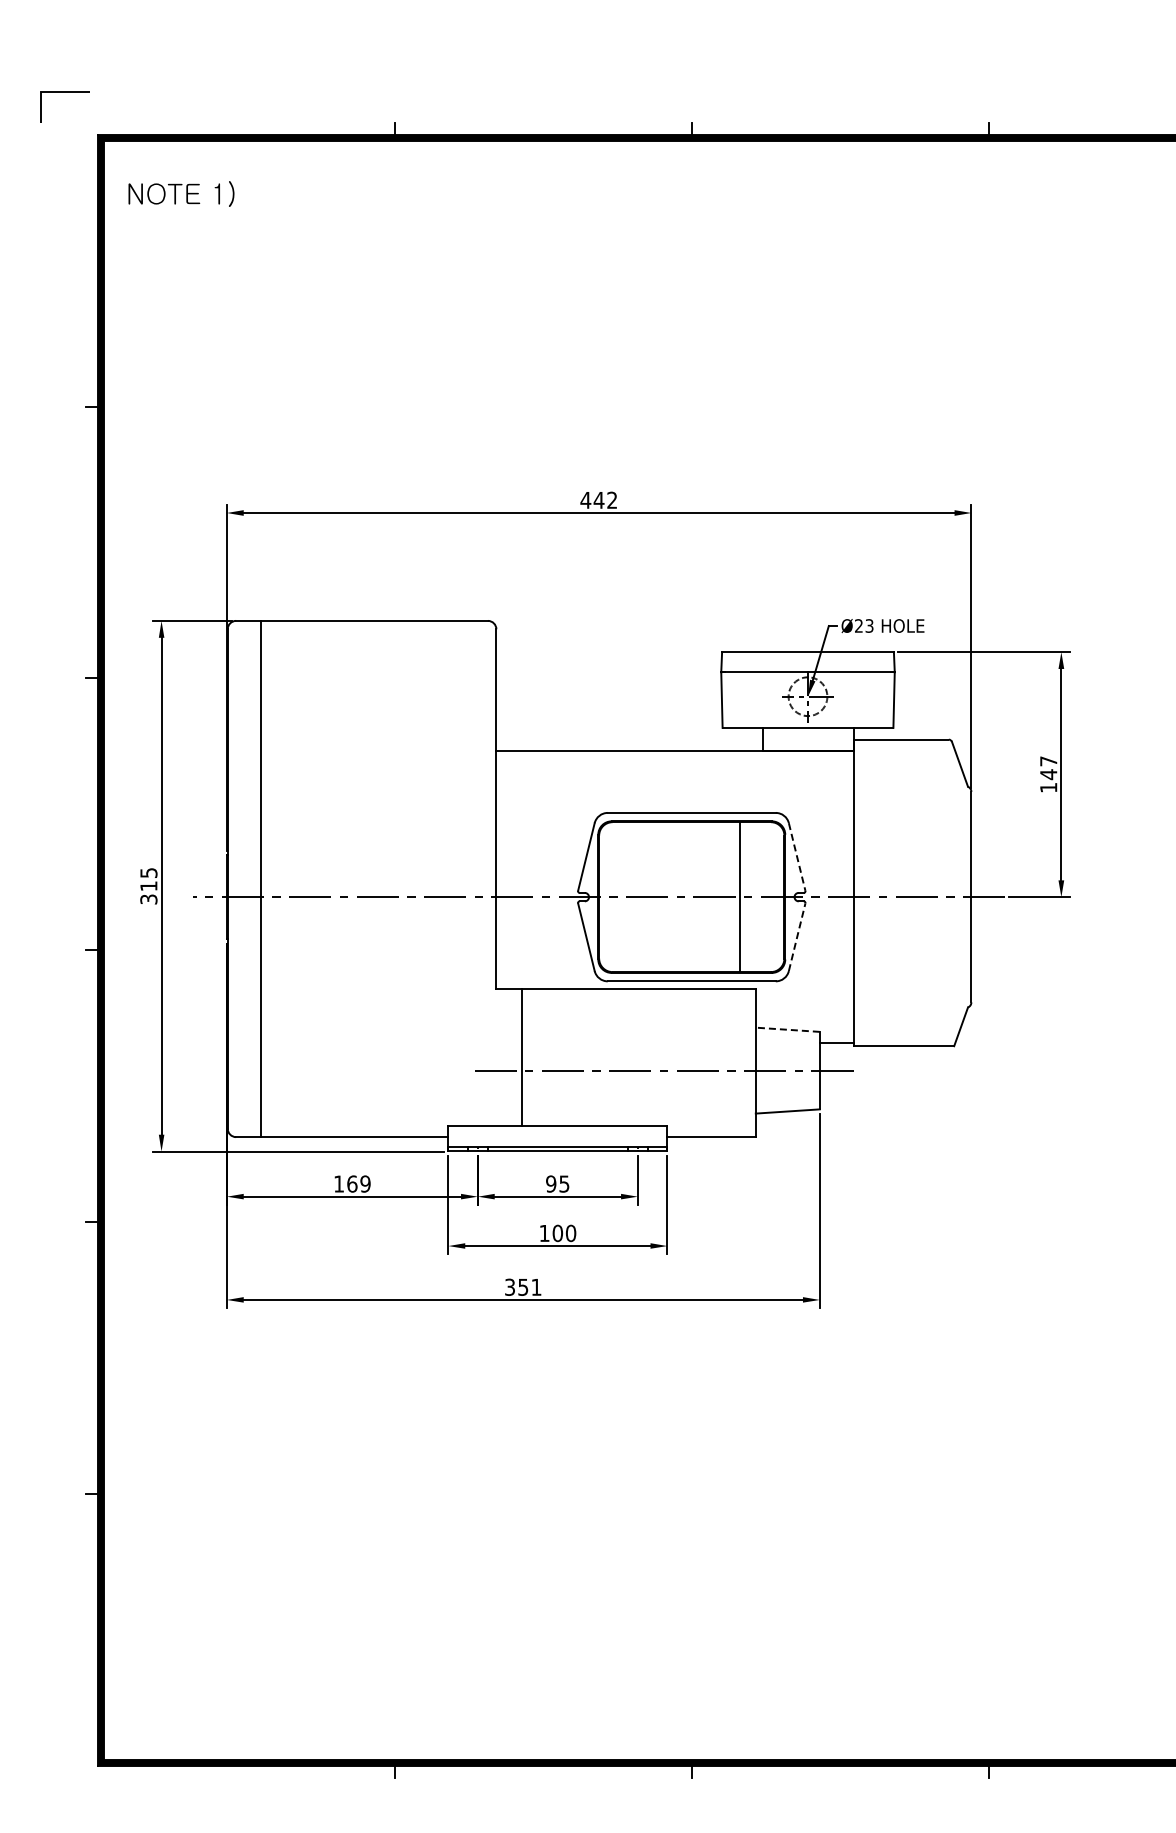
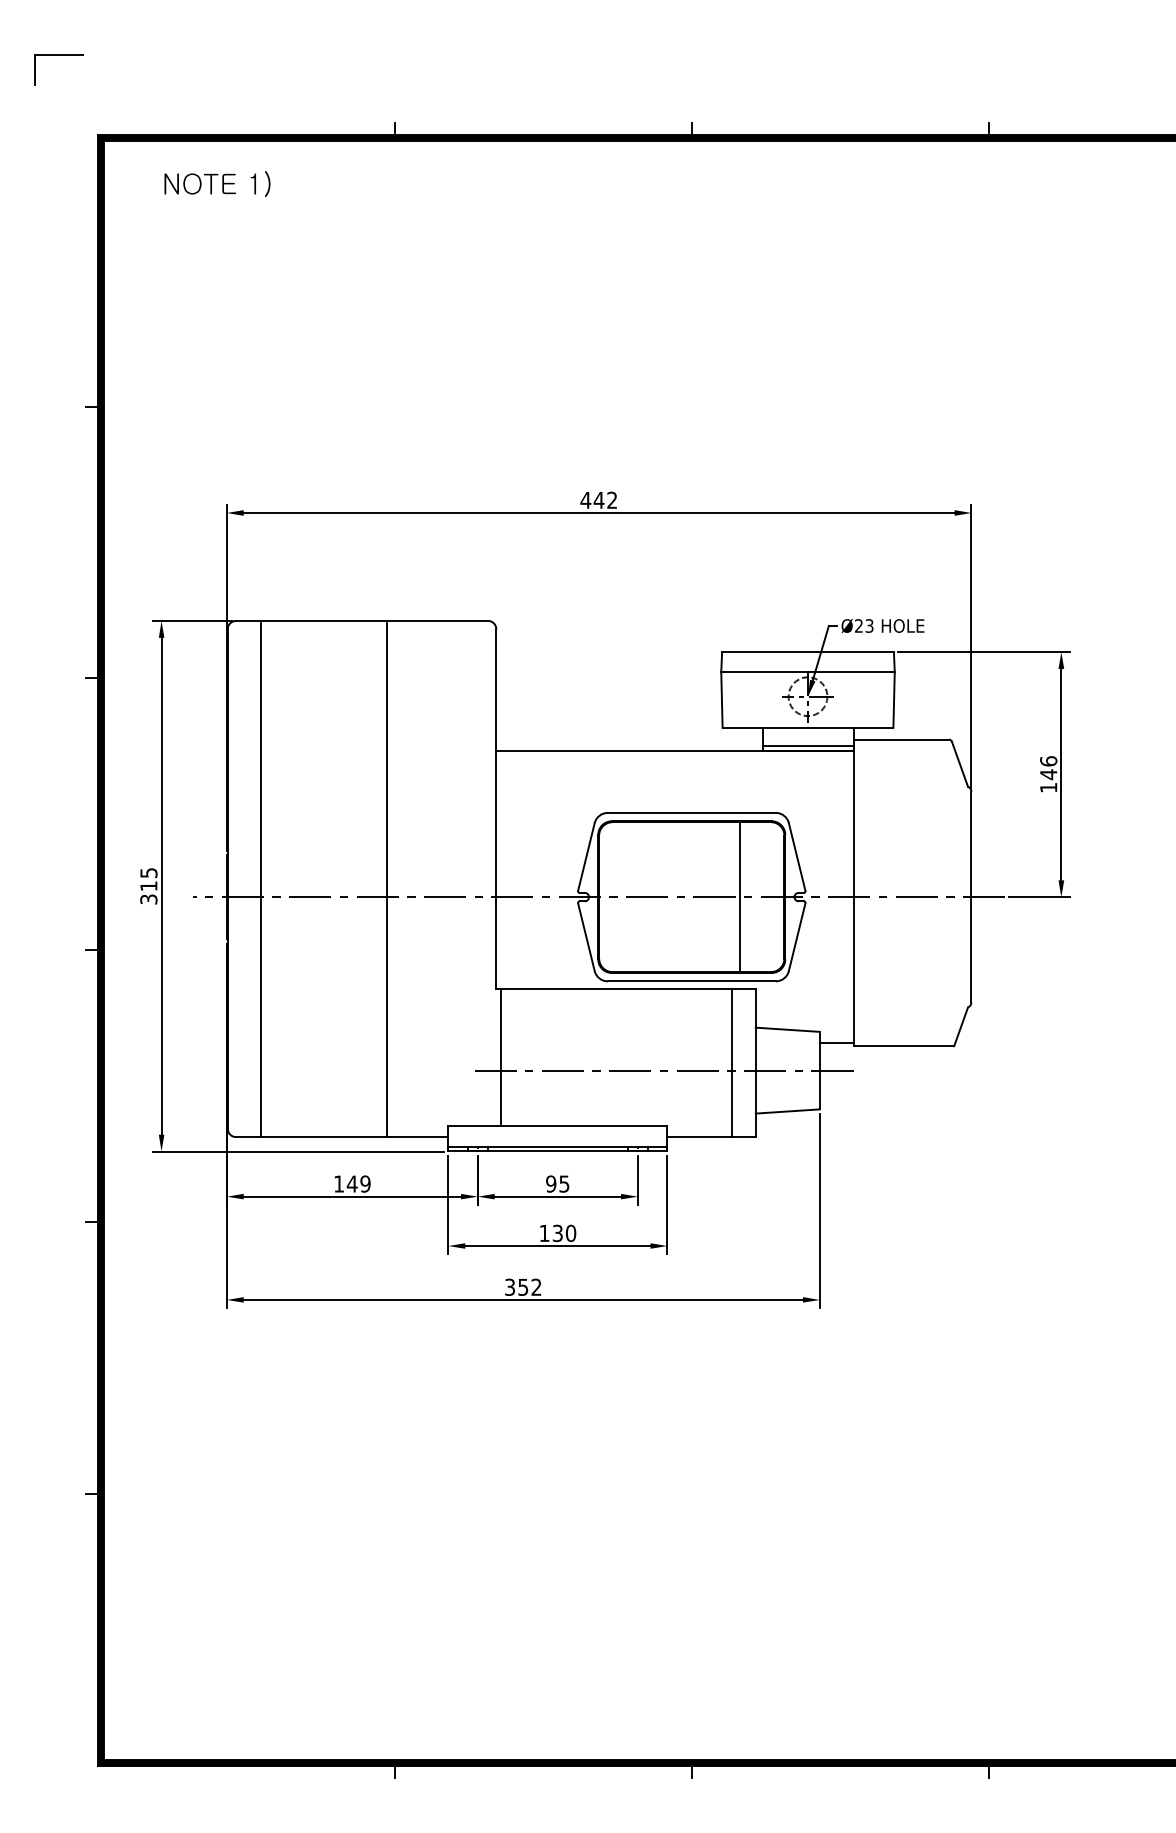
line position: (64, 92) -> (58, 55) (58, 55)
text position: (181, 193) -> (217, 183) (217, 183)
line: none -> present (807, 746)
text: 147 -> 146 (1048, 761)
line: dashed -> solid (797, 857)
line: none -> present (386, 878)
line: dashed -> solid (797, 937)
line: dashed -> solid (787, 1029)
line position: (522, 1057) -> (501, 1057) (501, 1057)
line: none -> present (732, 1062)
text: 169 -> 149 (351, 1183)
text: 100 -> 130 (557, 1233)
text: 351 -> 352 (536, 1286)
